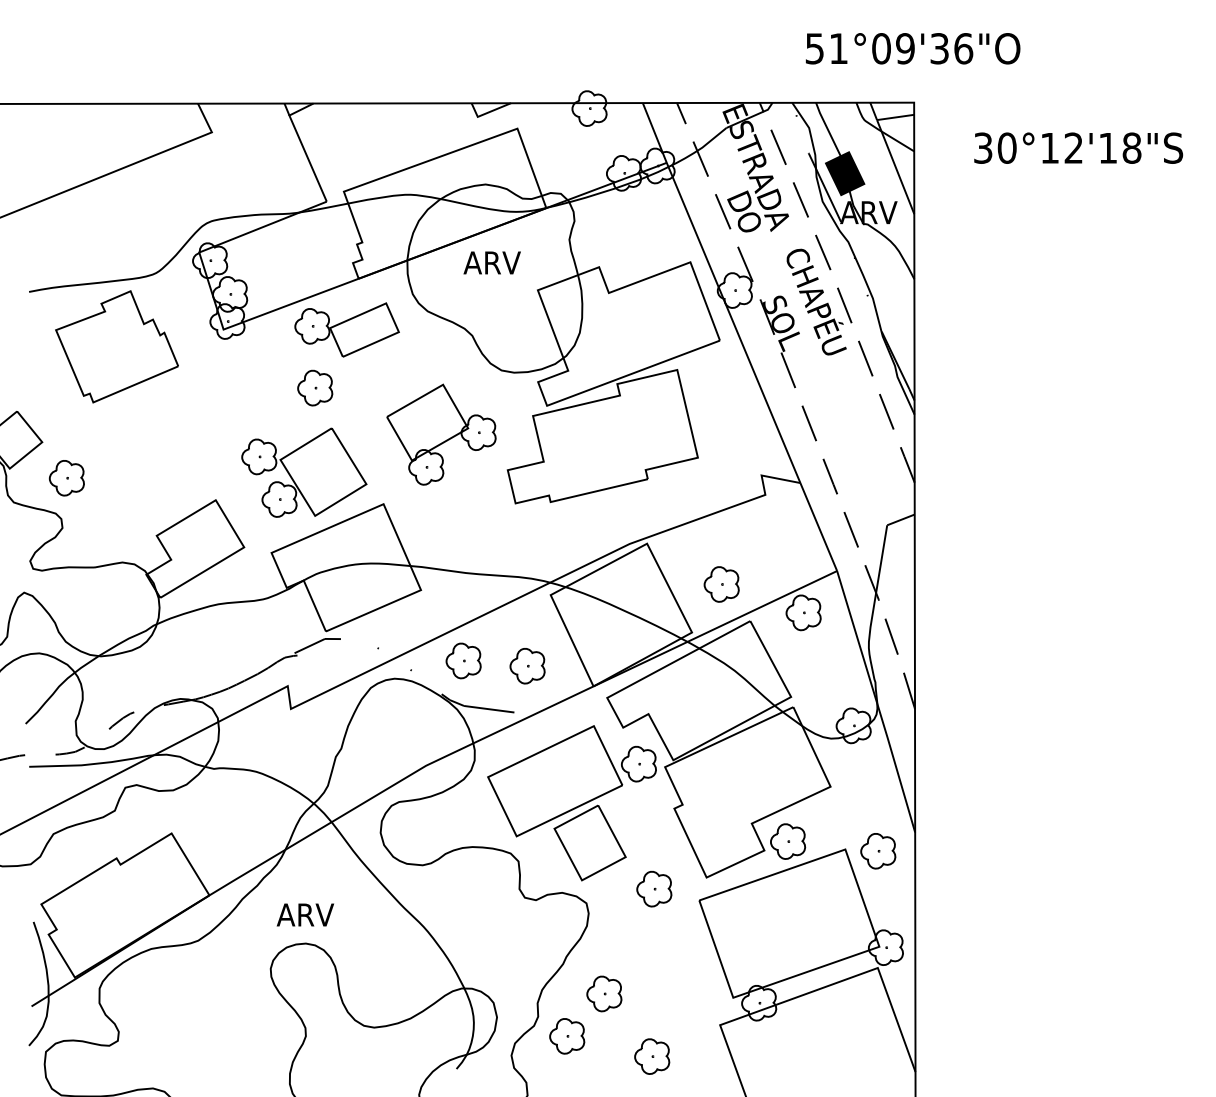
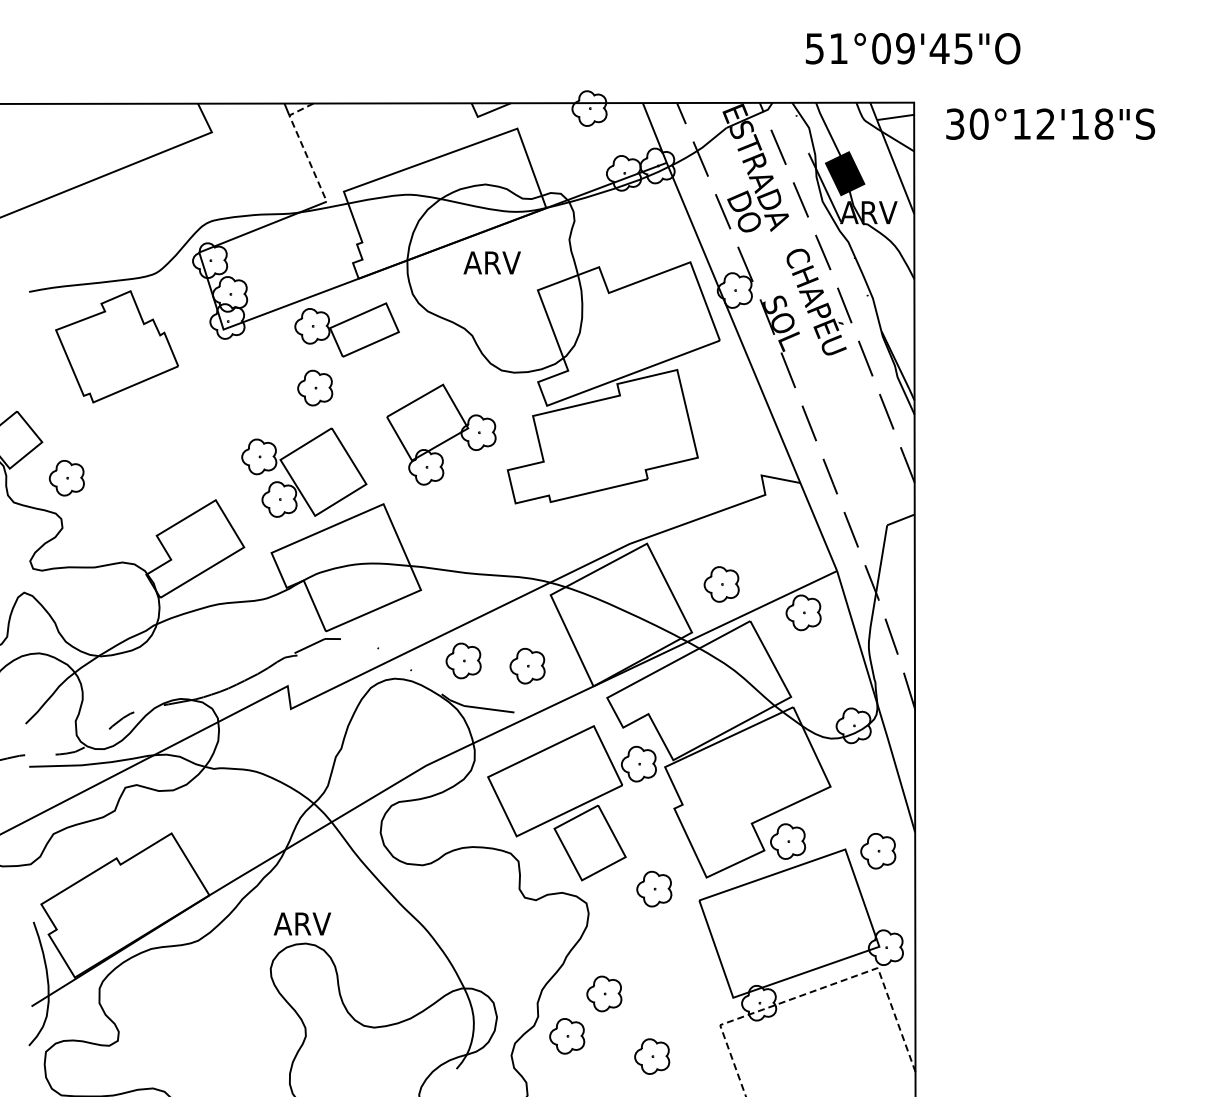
text: 51°09'36"O -> 51°09'45"O (951, 48)
line: solid -> dashed (302, 145)
text position: (1078, 147) -> (1050, 123) (1050, 123)
text position: (304, 914) -> (301, 923) (301, 923)
line: solid -> dashed (814, 990)
